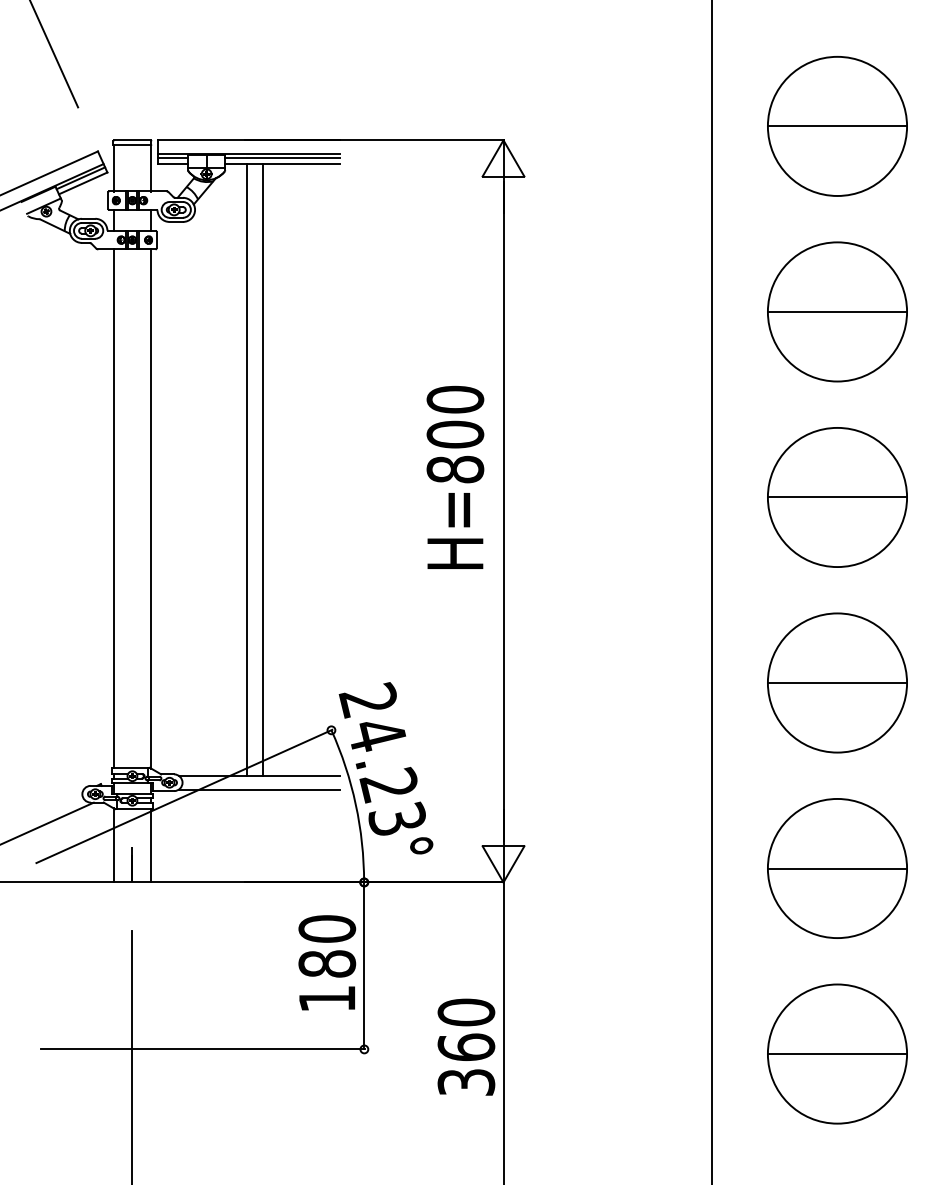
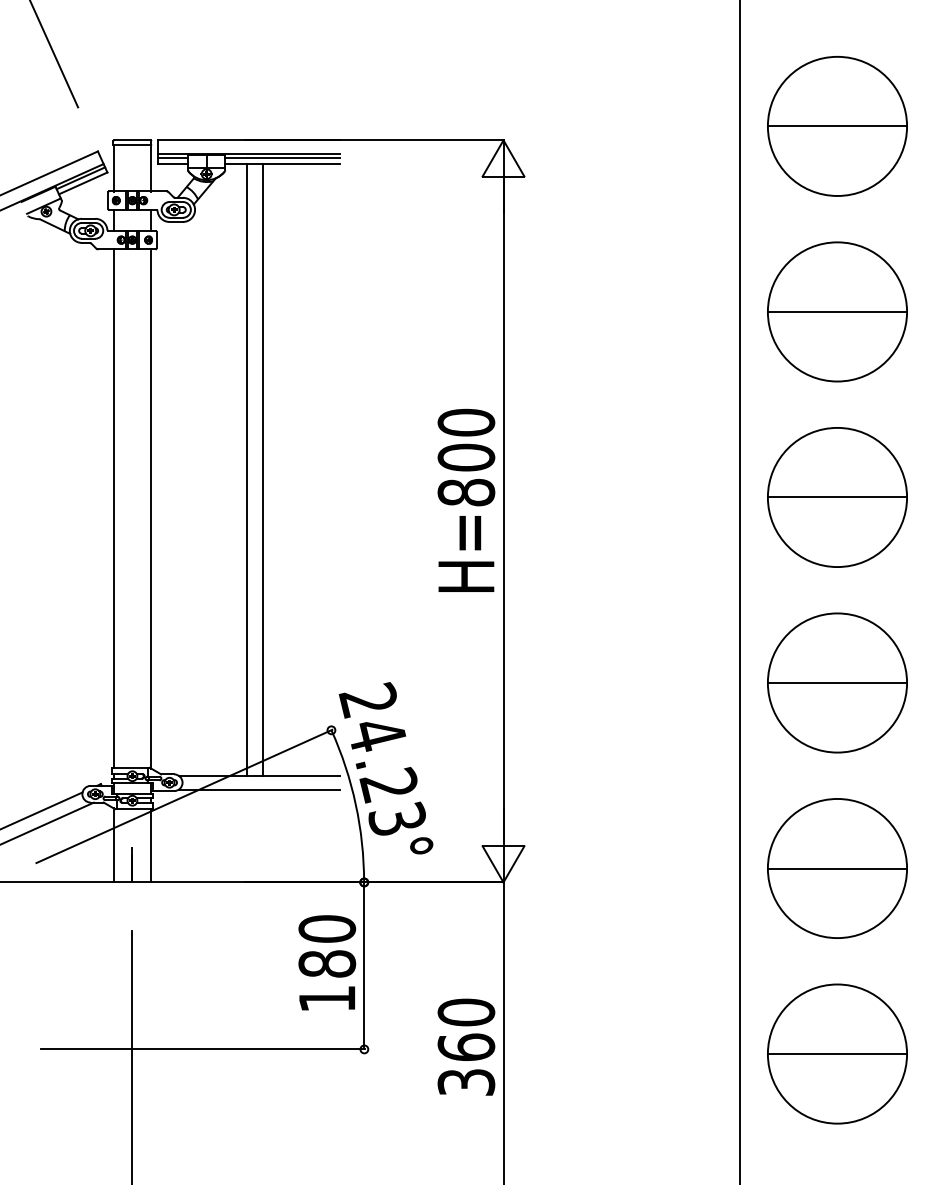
text position: (455, 476) -> (466, 499) (466, 499)
line position: (712, 591) -> (740, 591) (740, 591)
line: none -> present (42, 810)
